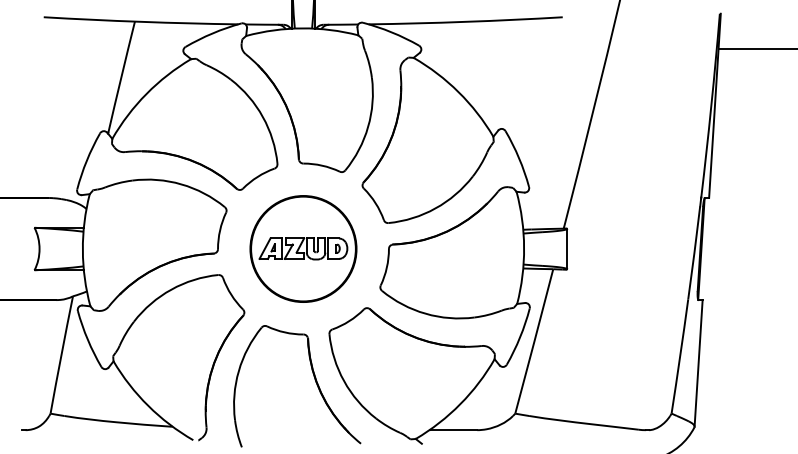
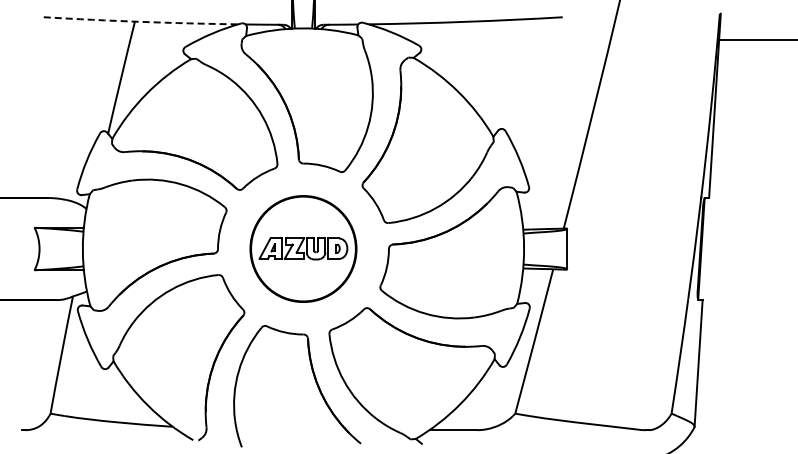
arc: solid -> dashed (141, 21)
line position: (756, 49) -> (756, 40) (756, 40)
